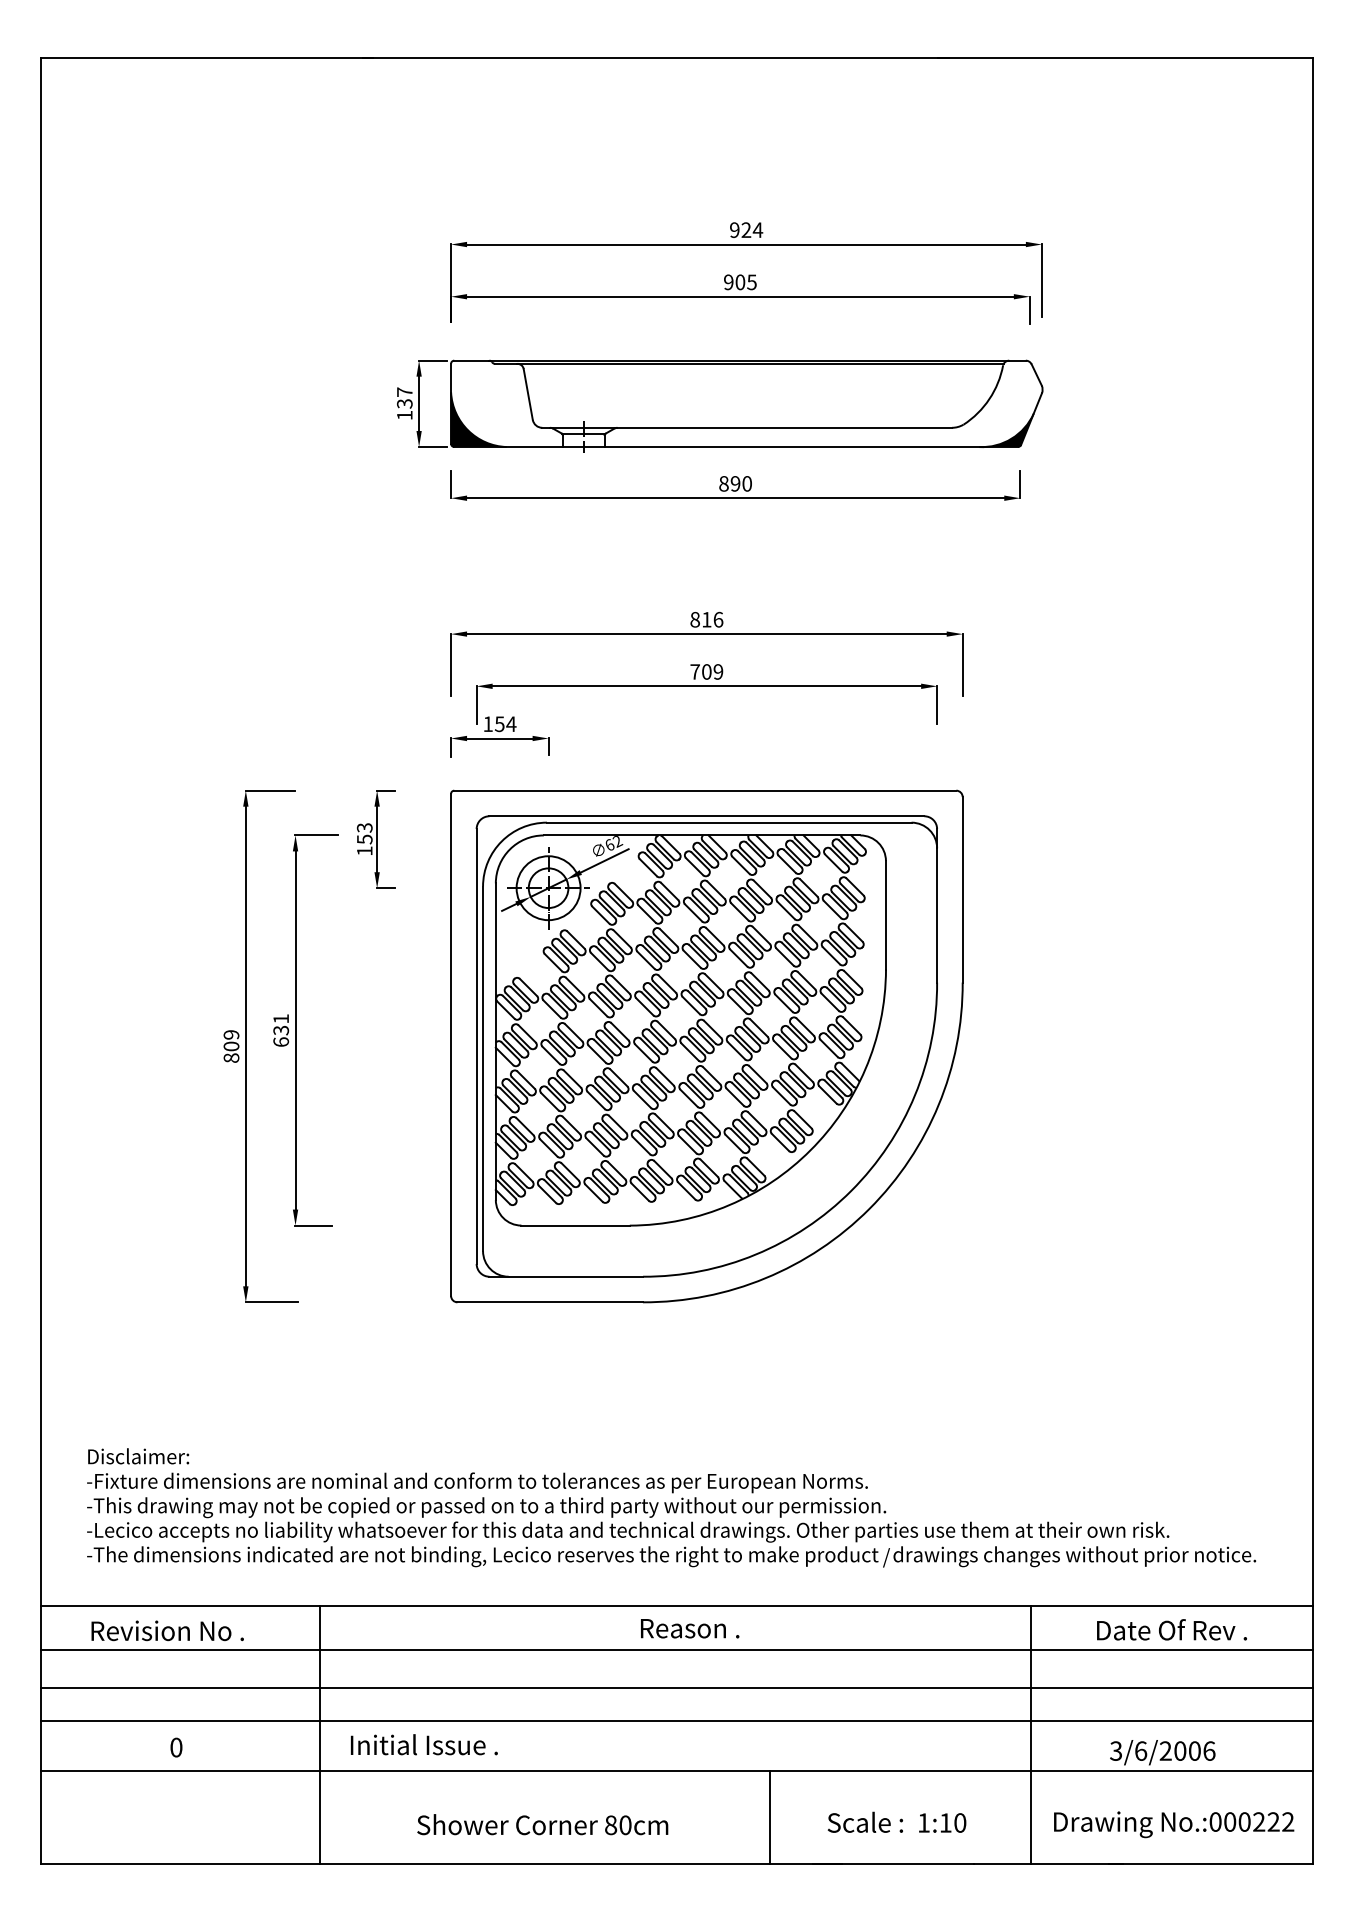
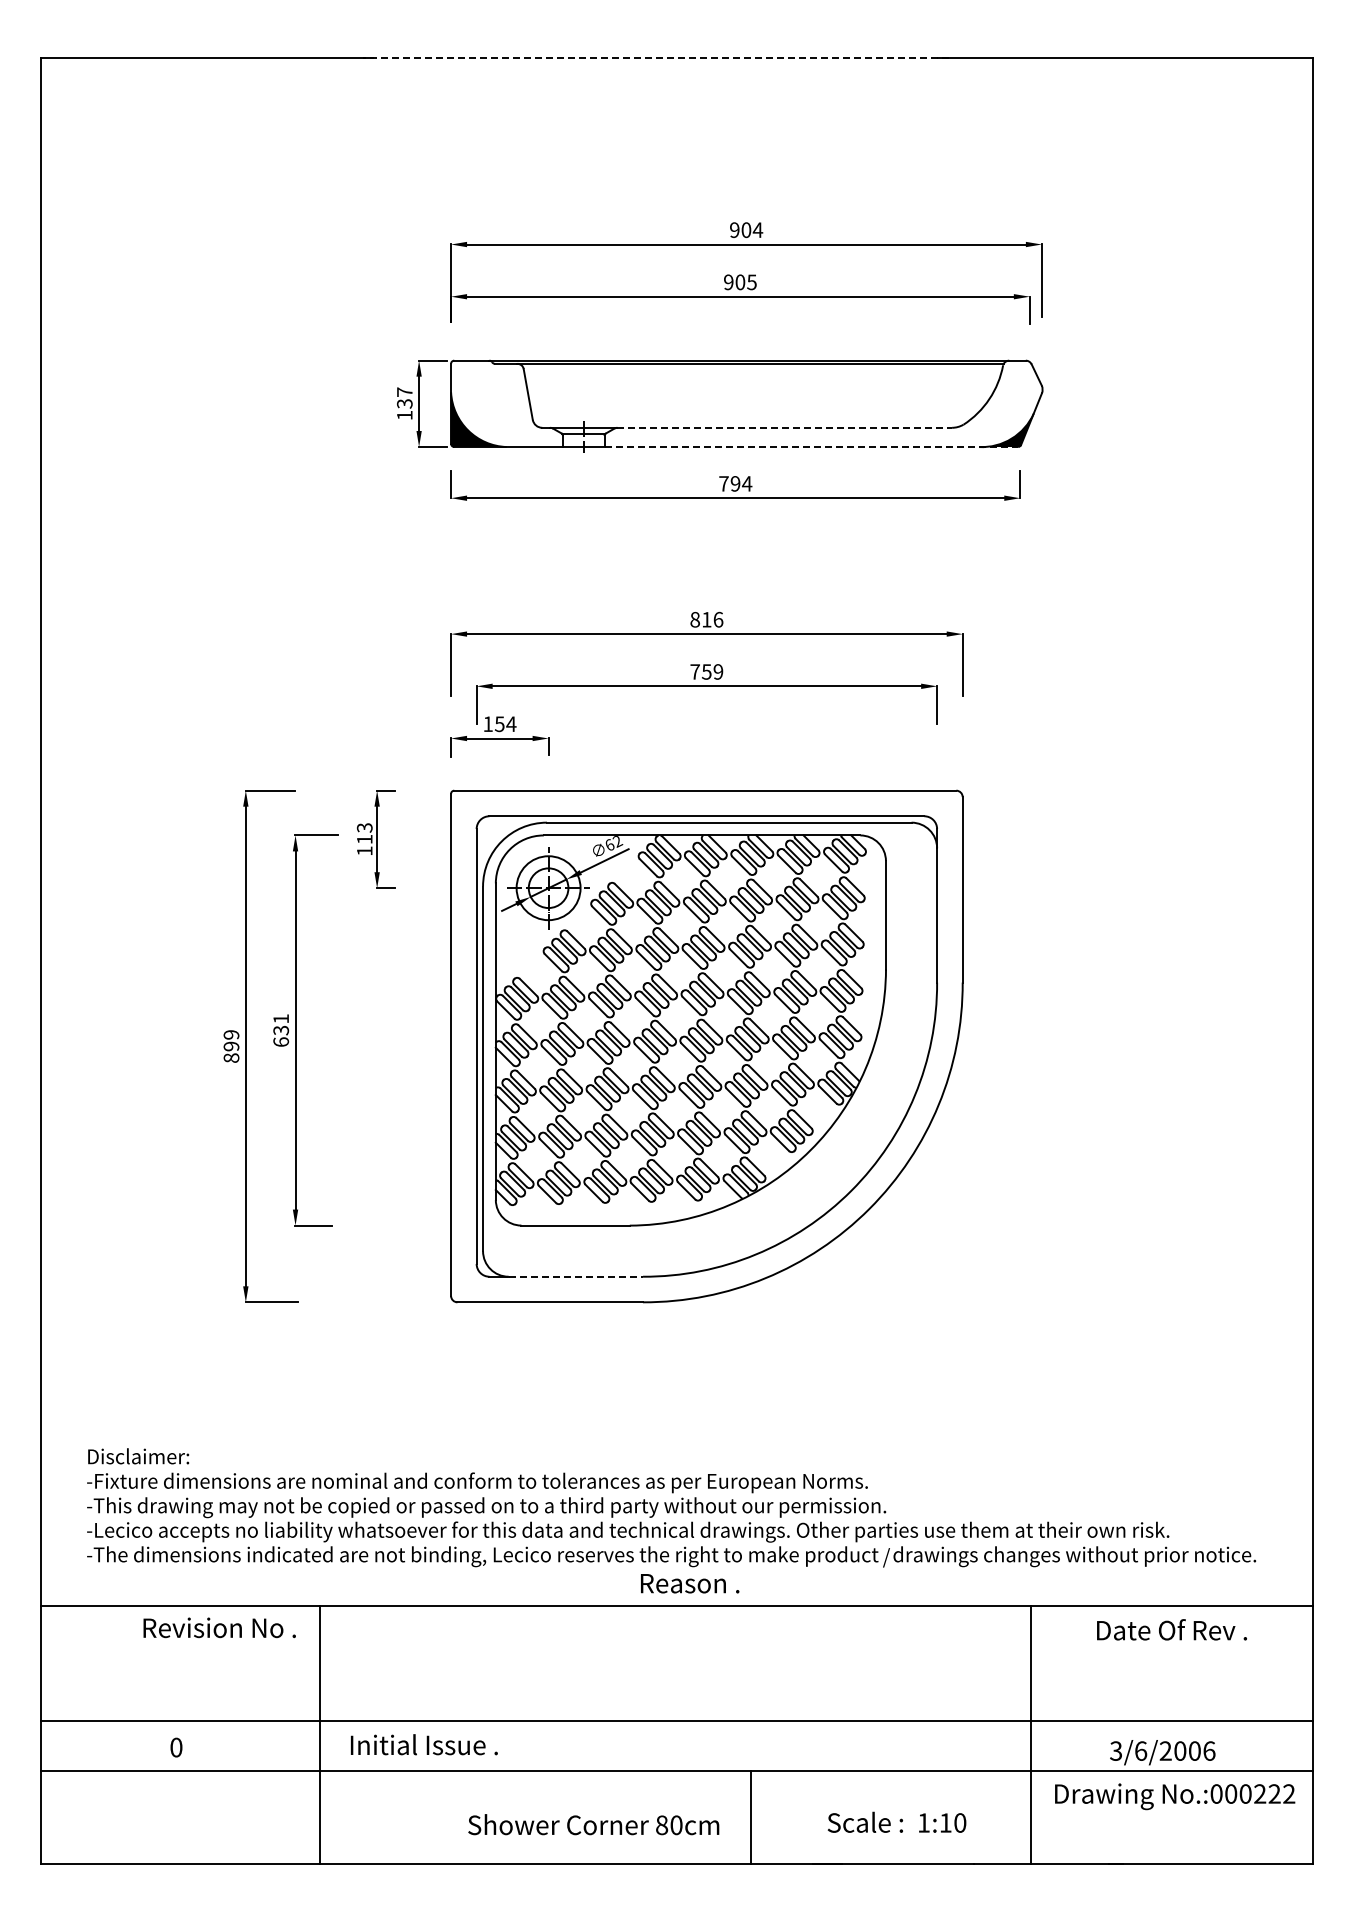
line: solid -> dashed (655, 57)
text: 924 -> 904 (746, 230)
line: solid -> dashed (785, 427)
line: solid -> dashed (811, 447)
text: 890 -> 794 (735, 483)
text: 709 -> 759 (706, 671)
text: 153 -> 113 (364, 839)
text: 809 -> 899 (231, 1046)
line: solid -> dashed (576, 1276)
text position: (690, 1628) -> (690, 1583) (690, 1583)
text position: (167, 1630) -> (219, 1627) (219, 1627)
line: present -> none (676, 1649)
line: present -> none (676, 1687)
line position: (769, 1817) -> (750, 1817) (750, 1817)
text position: (542, 1824) -> (593, 1824) (593, 1824)
text position: (1174, 1824) -> (1175, 1796) (1175, 1796)
